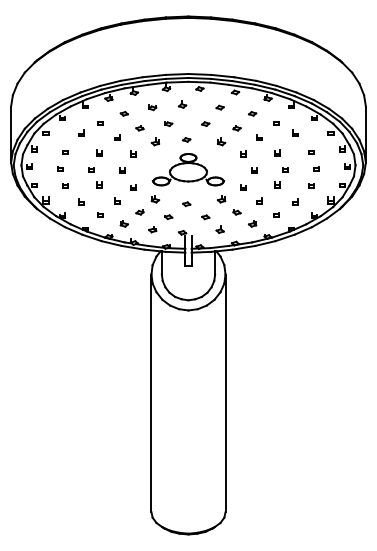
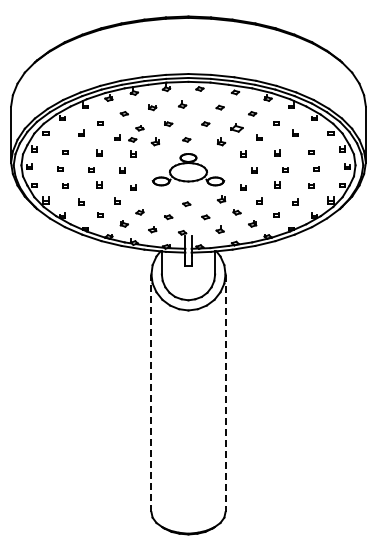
part size: 10x7 px -> 14x10 px (236, 127)
part: none -> present (132, 139)
part: present -> none (155, 199)
line: solid -> dashed (151, 393)
line: solid -> dashed (225, 393)
